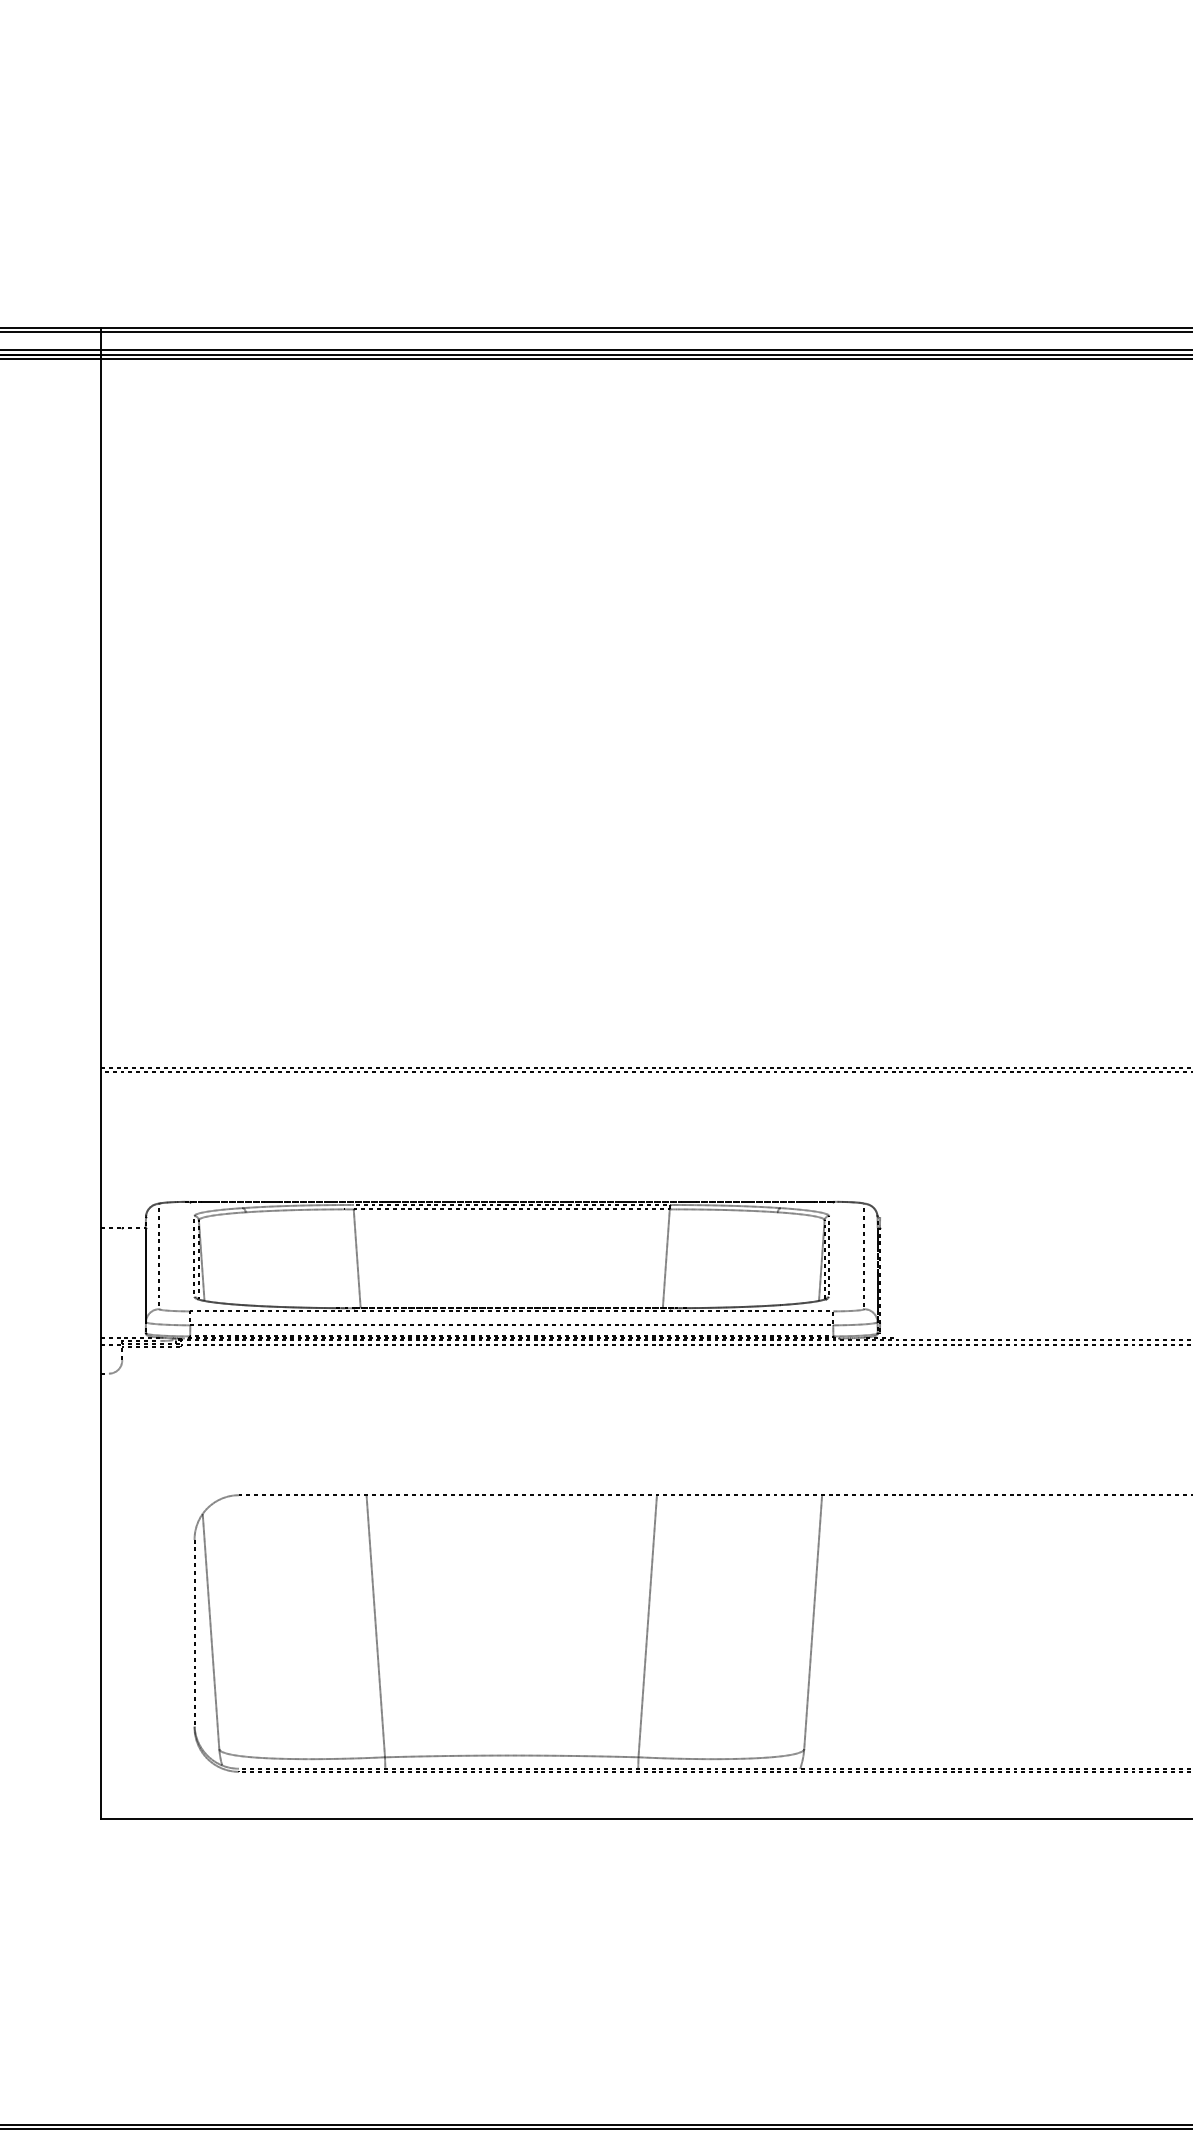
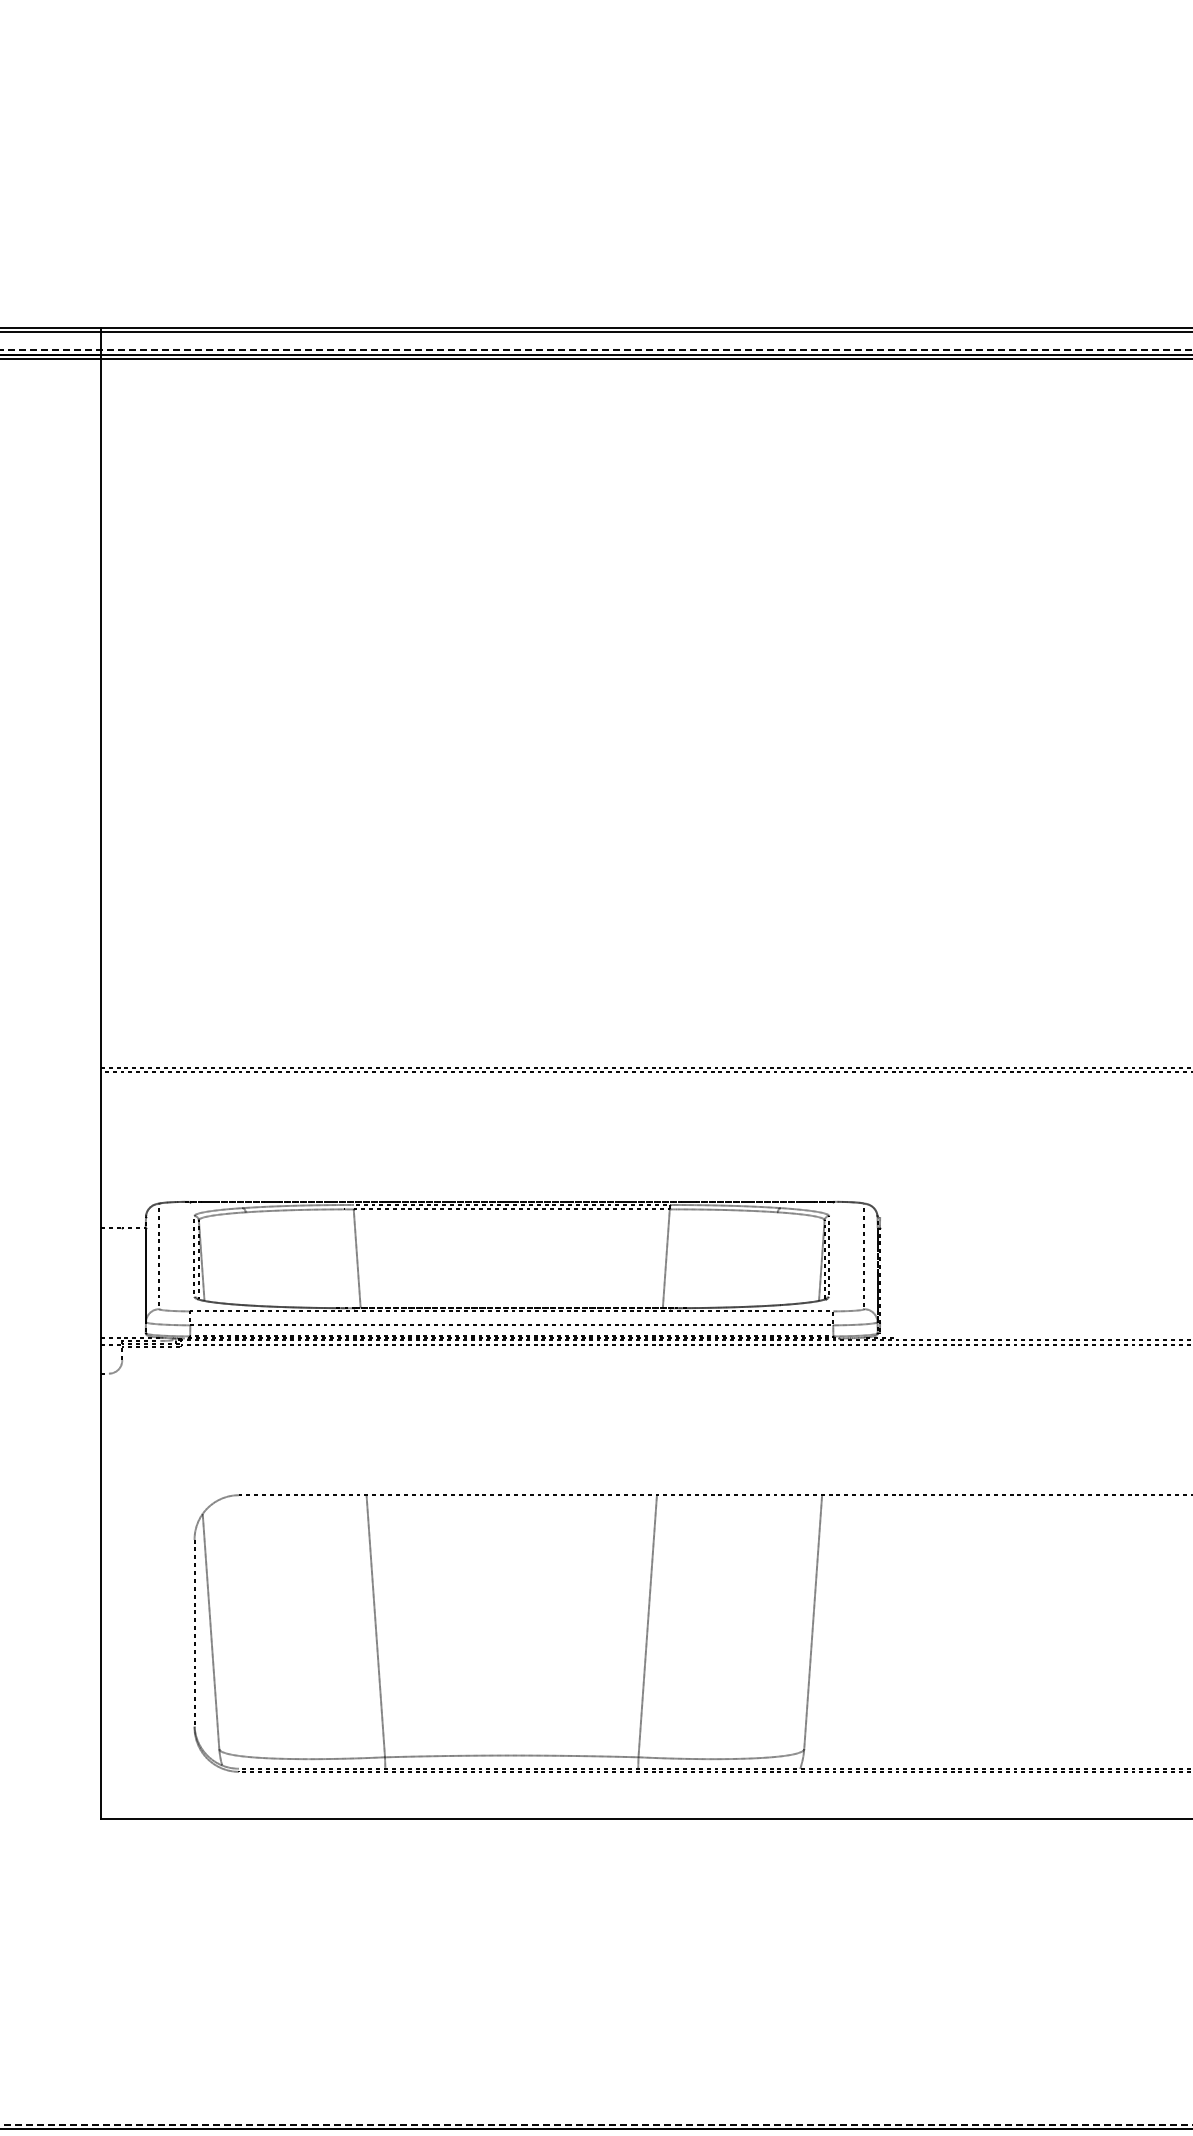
line: solid -> dashed (596, 350)
line: solid -> dashed (596, 2124)
